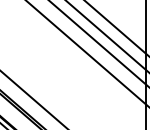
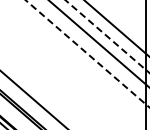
line: solid -> dashed (107, 36)
line: solid -> dashed (87, 53)
